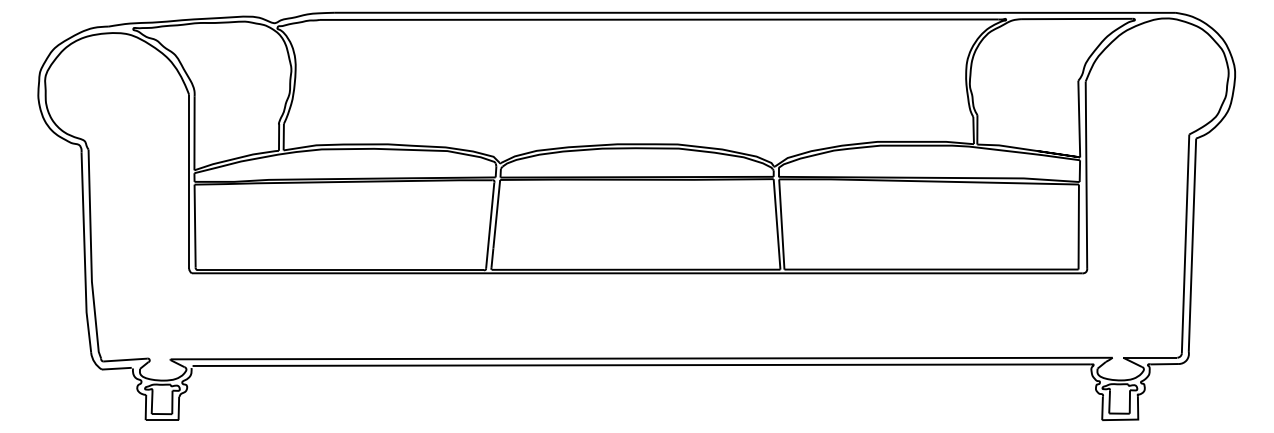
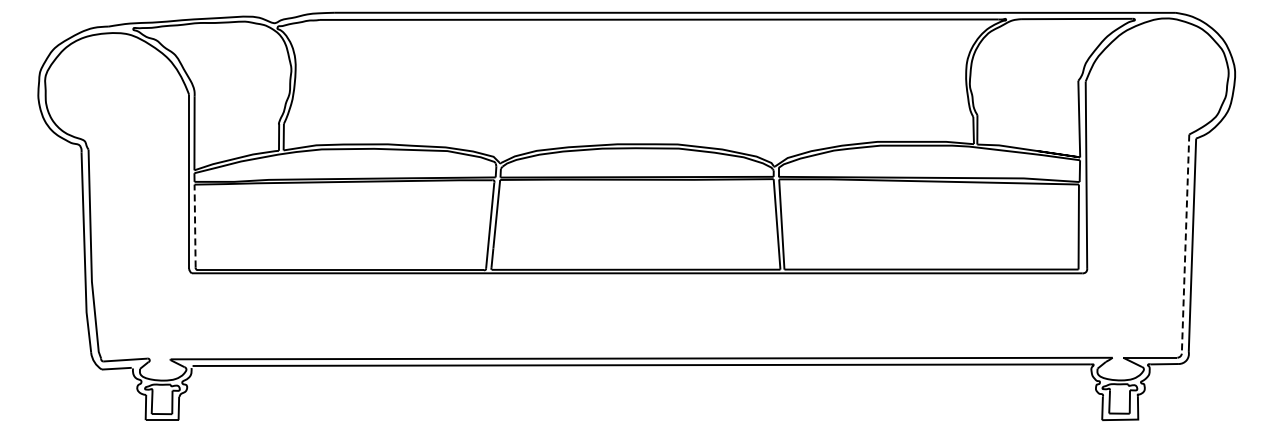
line: solid -> dashed (195, 225)
line: solid -> dashed (1185, 244)
